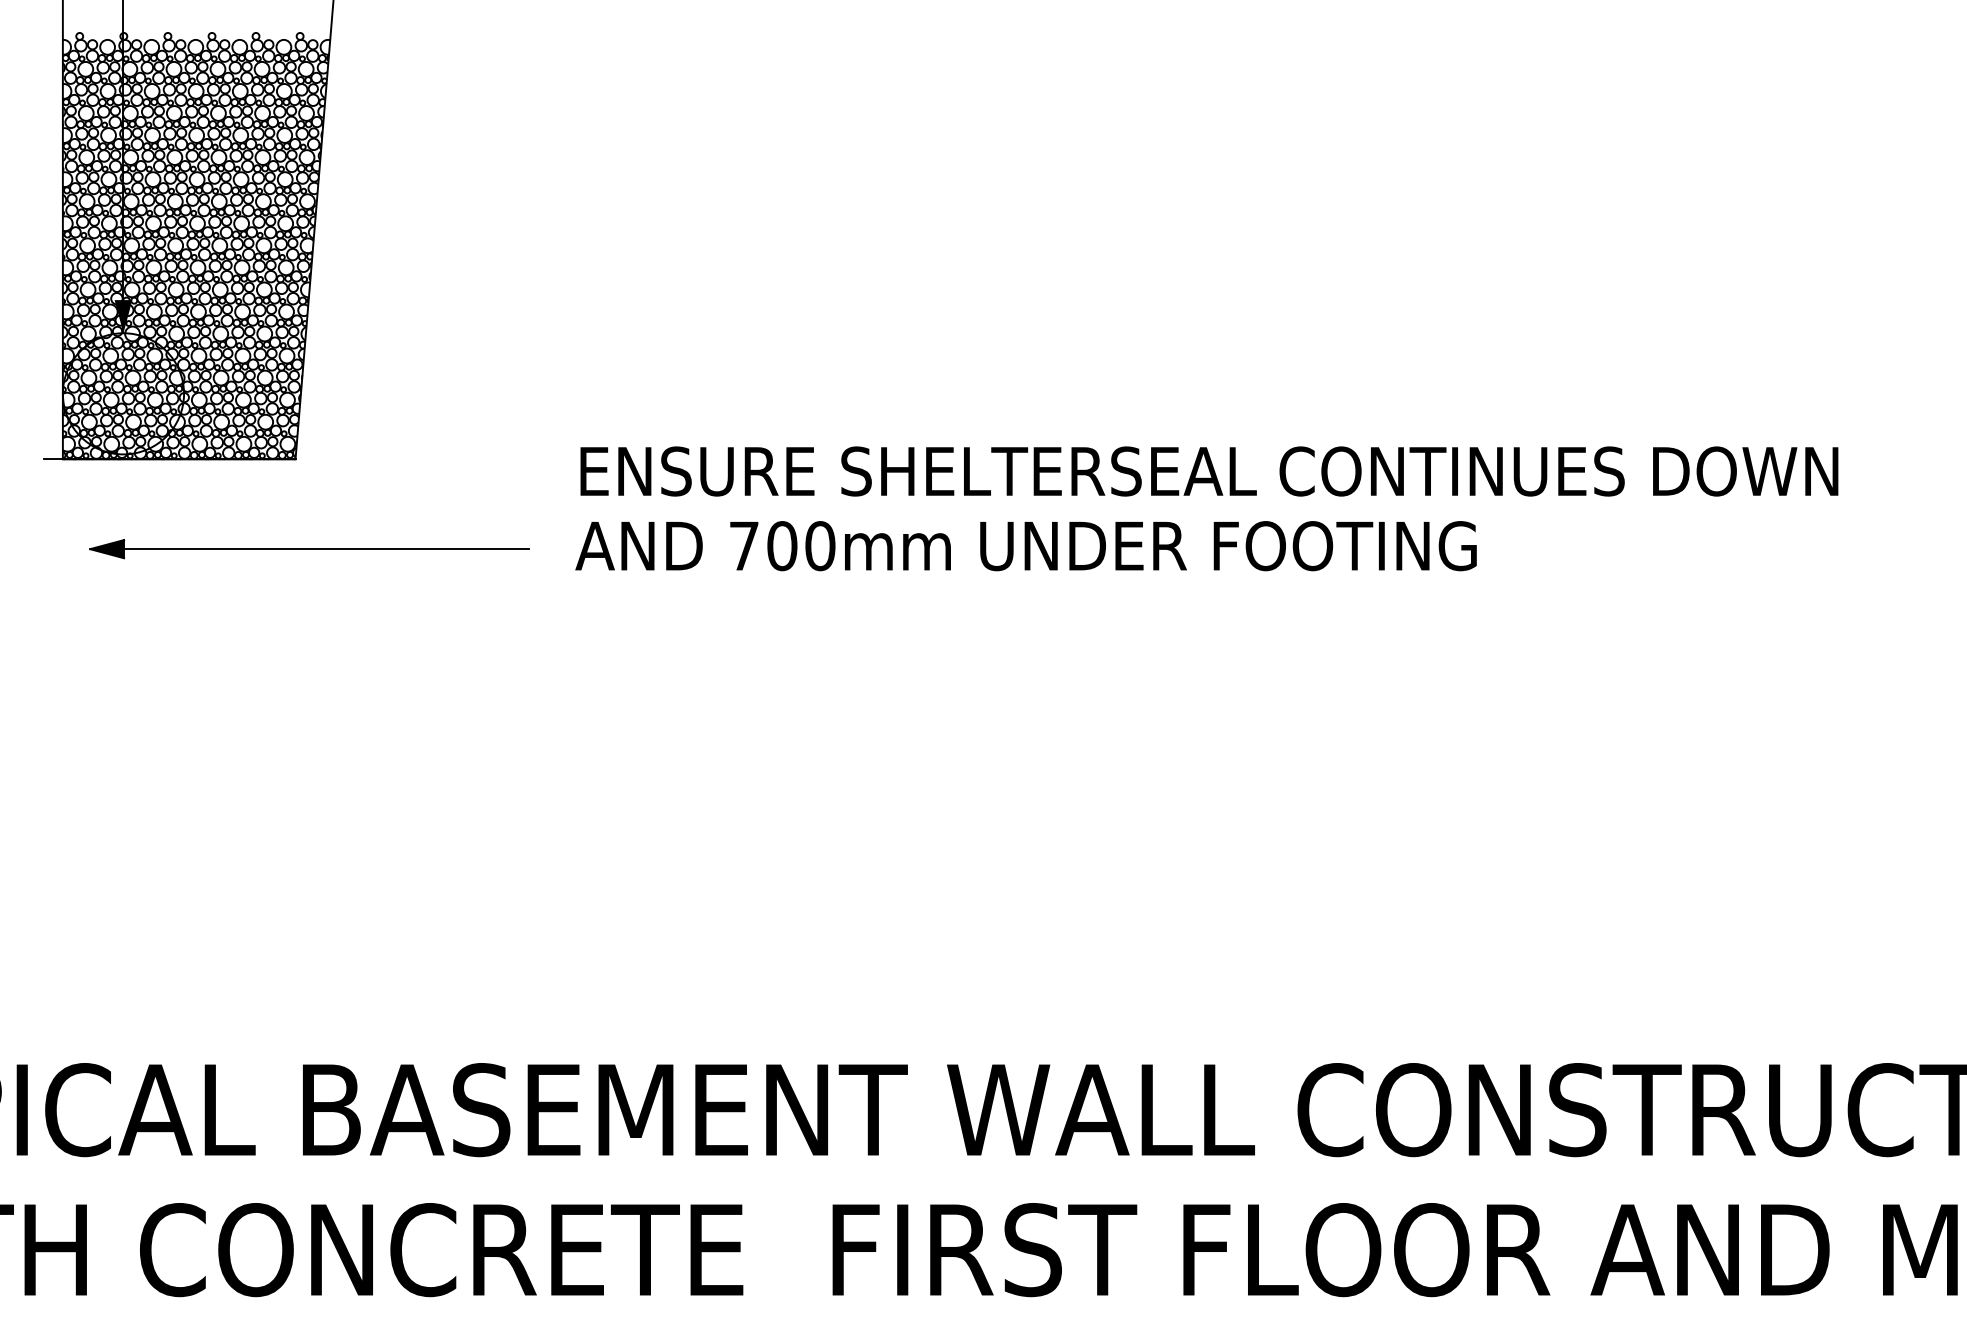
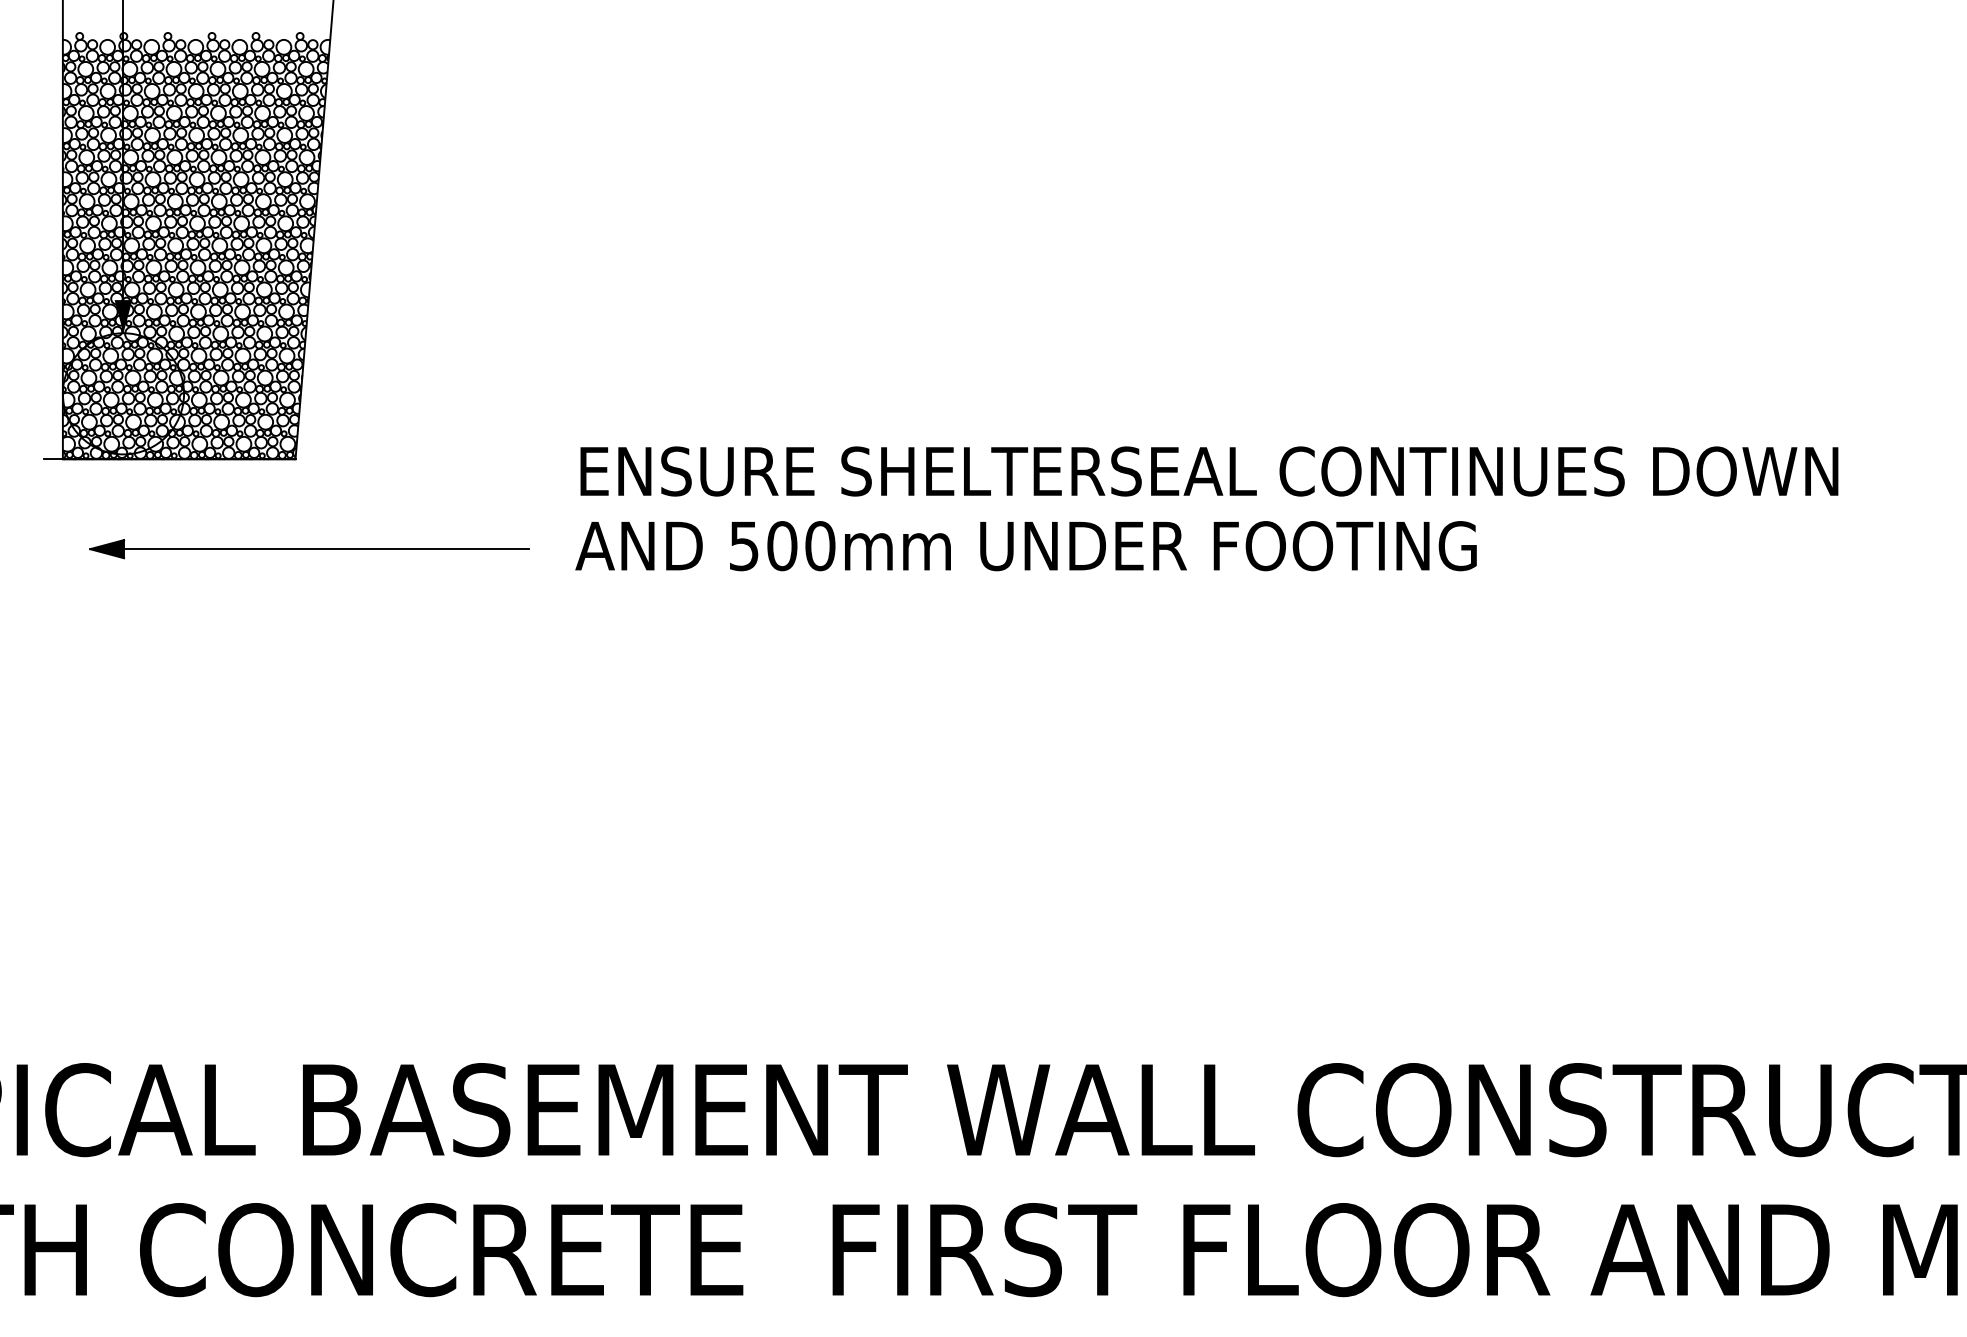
text: 700mm -> 500mm (744, 546)
